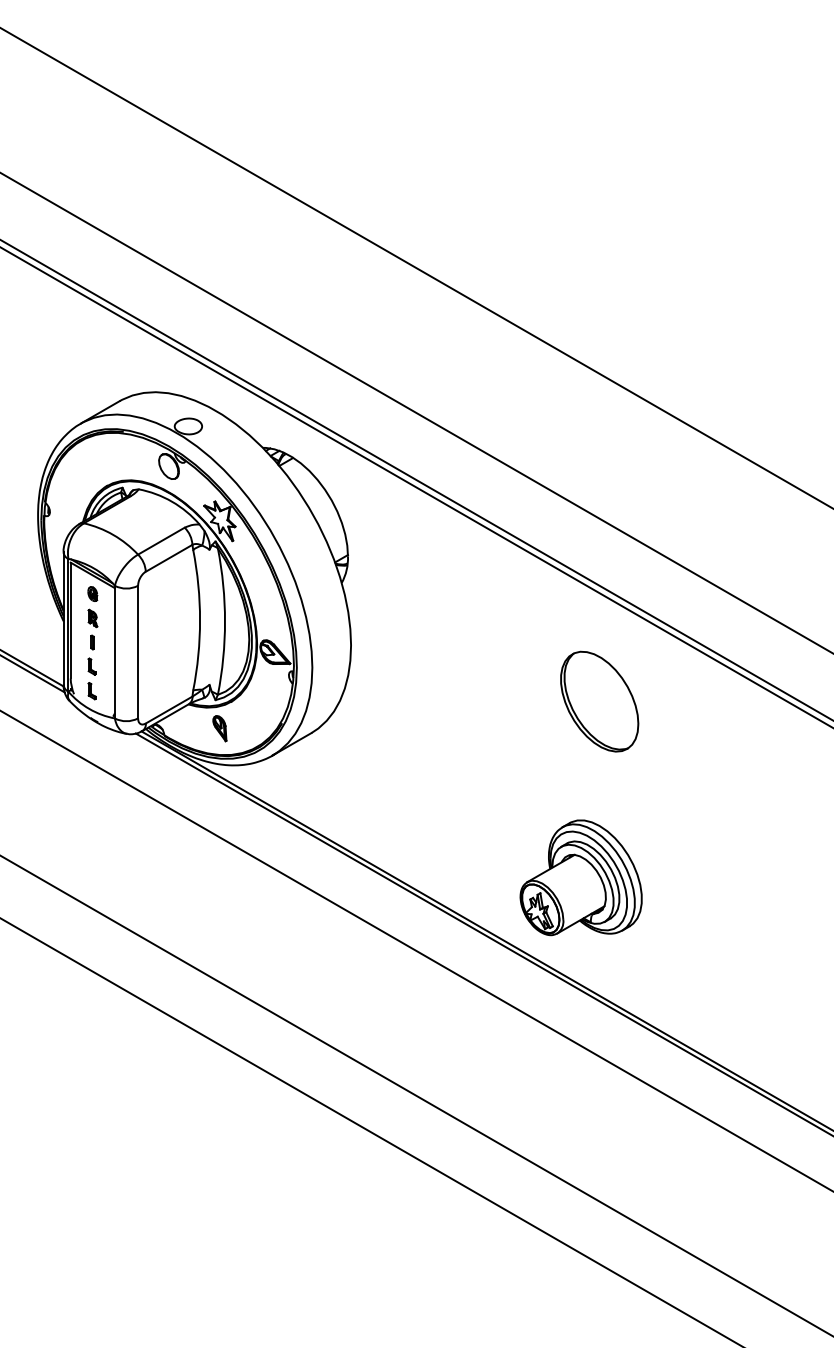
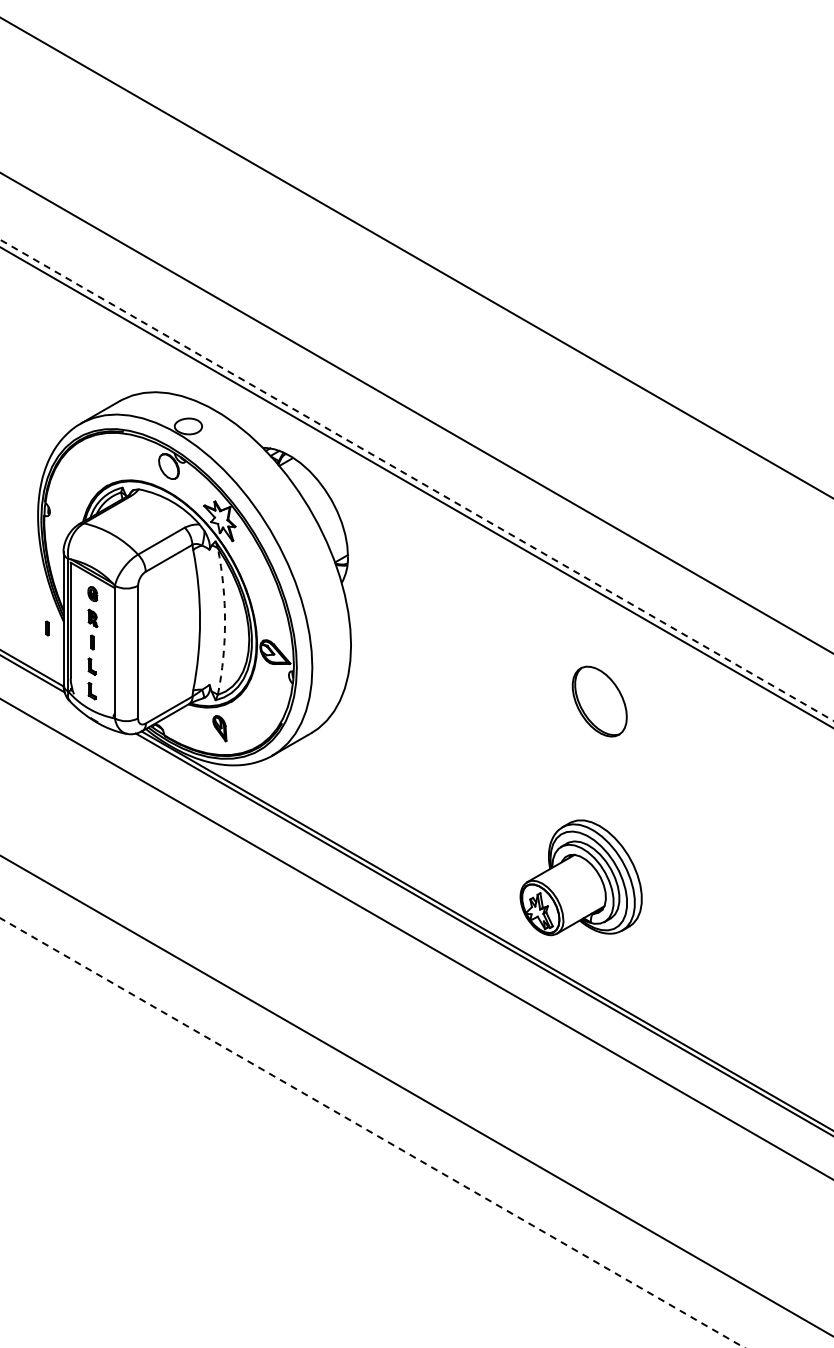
line position: (416, 267) -> (416, 257) (416, 257)
line: solid -> dashed (417, 480)
arc: solid -> dashed (225, 621)
part: none -> present (47, 628)
part size: 80x103 px -> 57x73 px (599, 701)
line position: (416, 951) -> (416, 939) (416, 939)
line: solid -> dashed (372, 1133)
